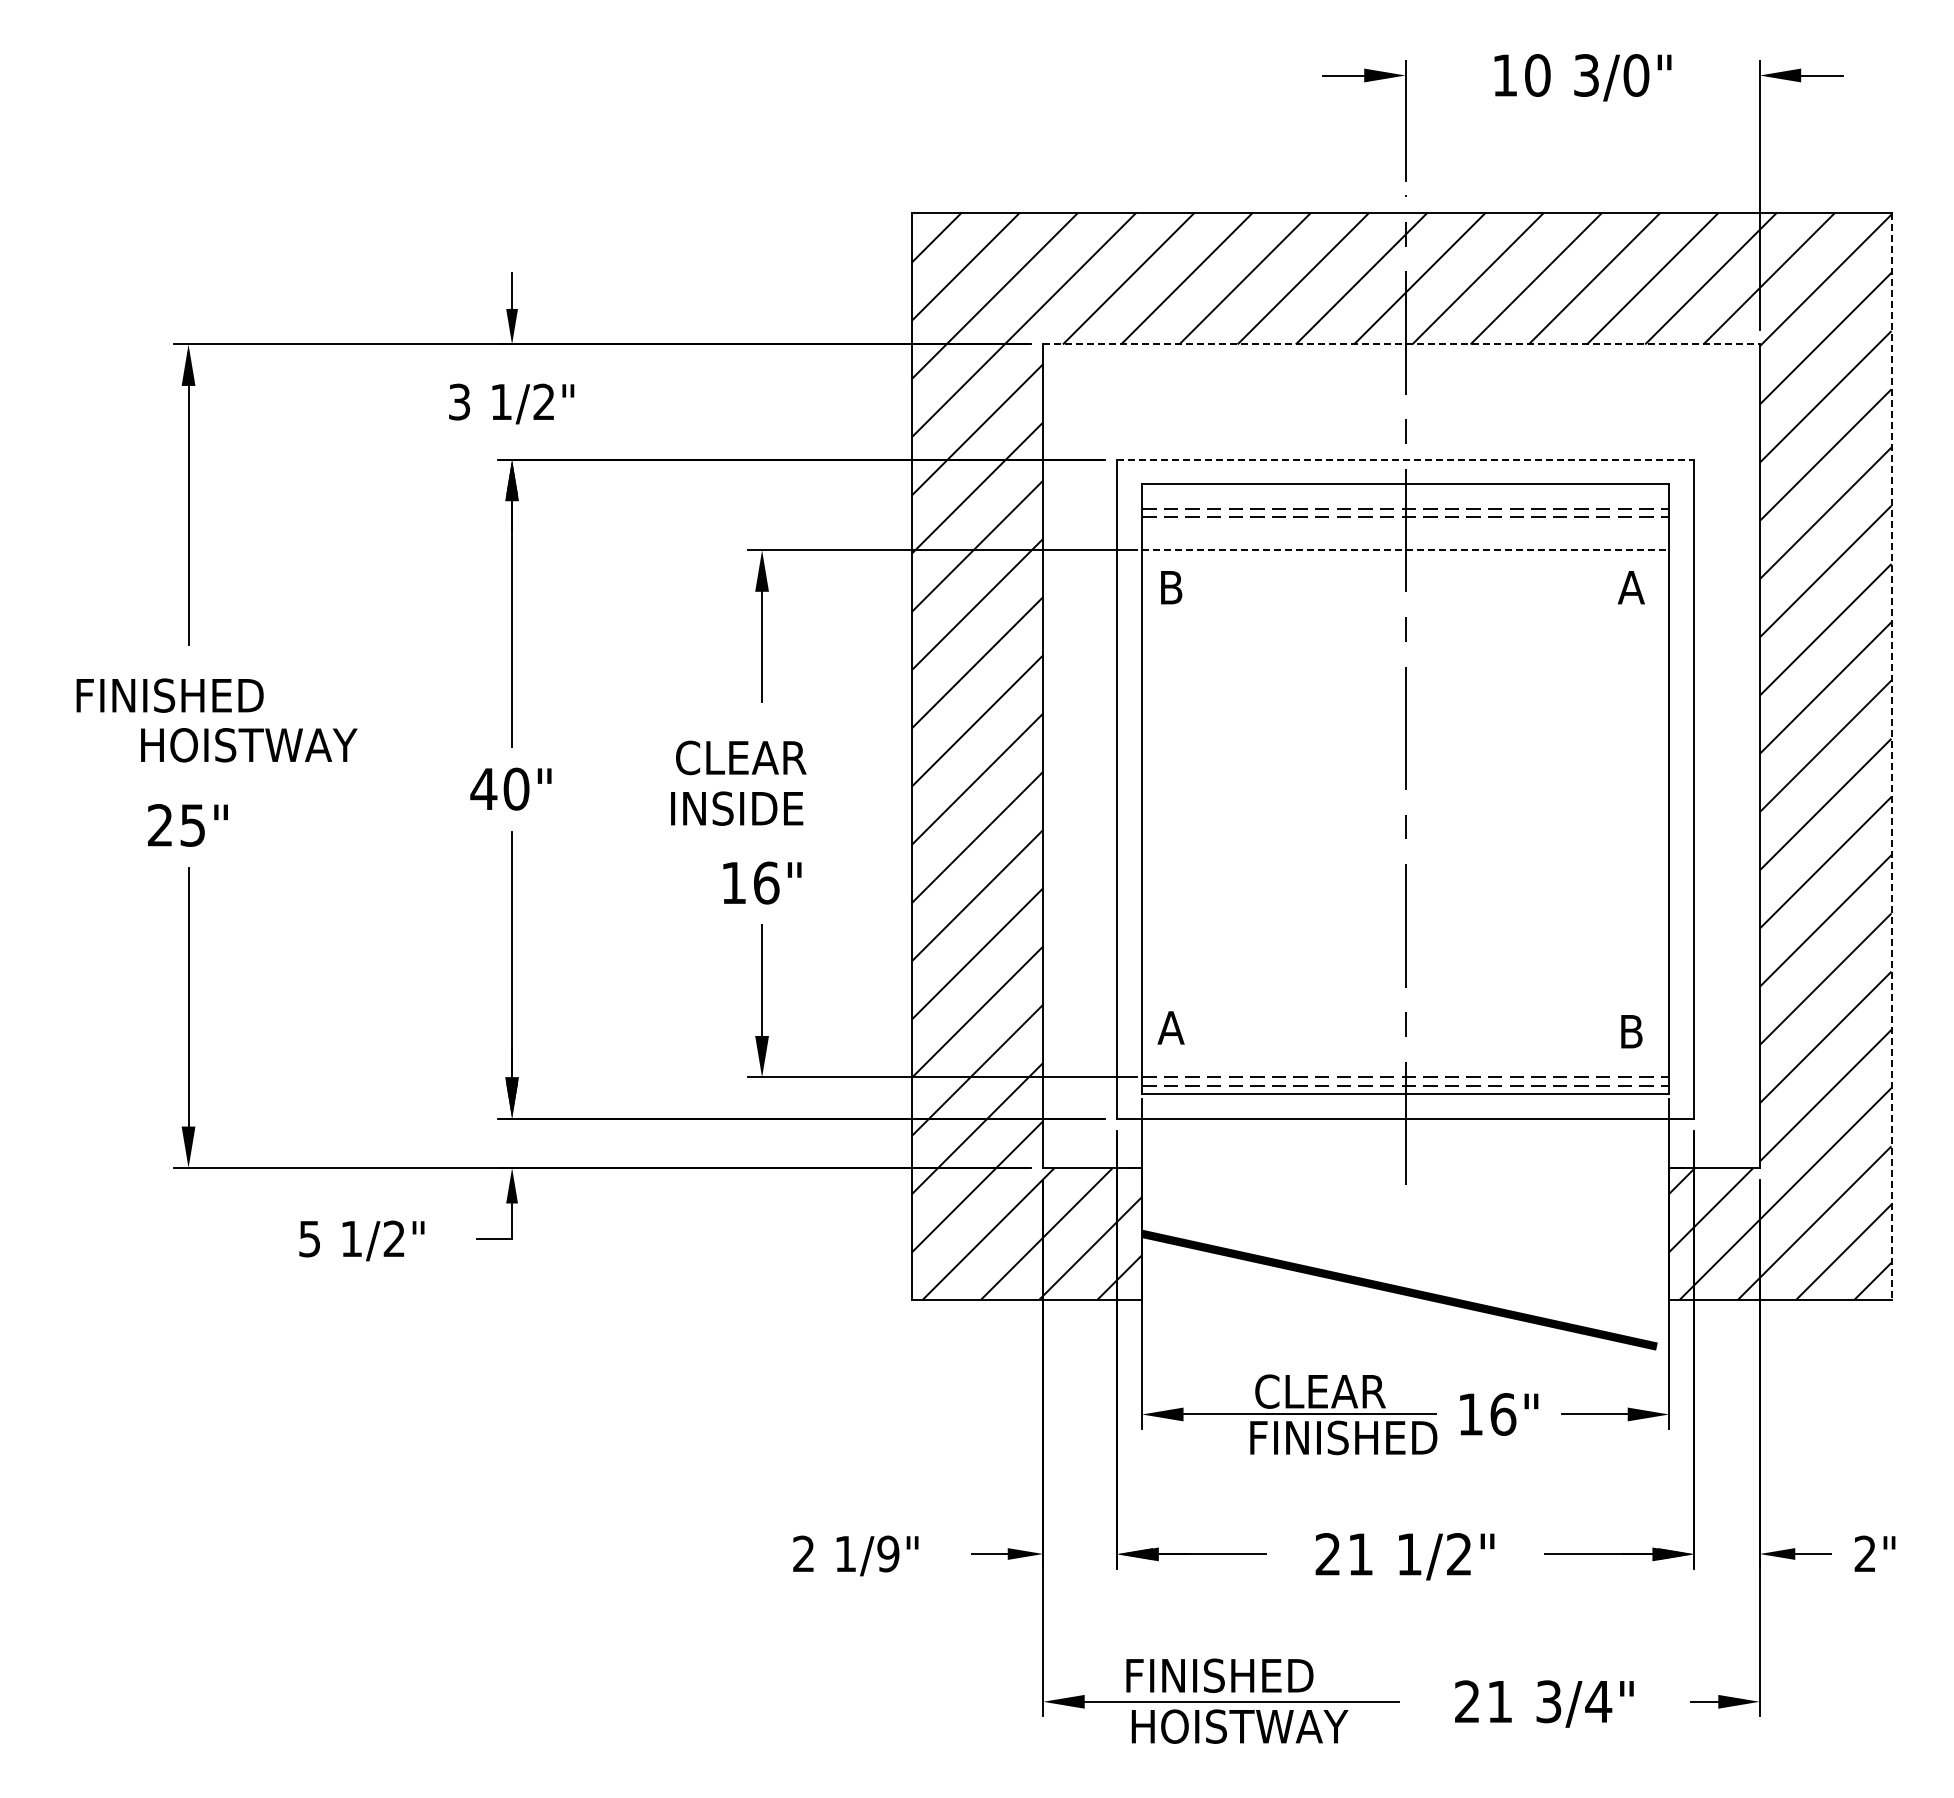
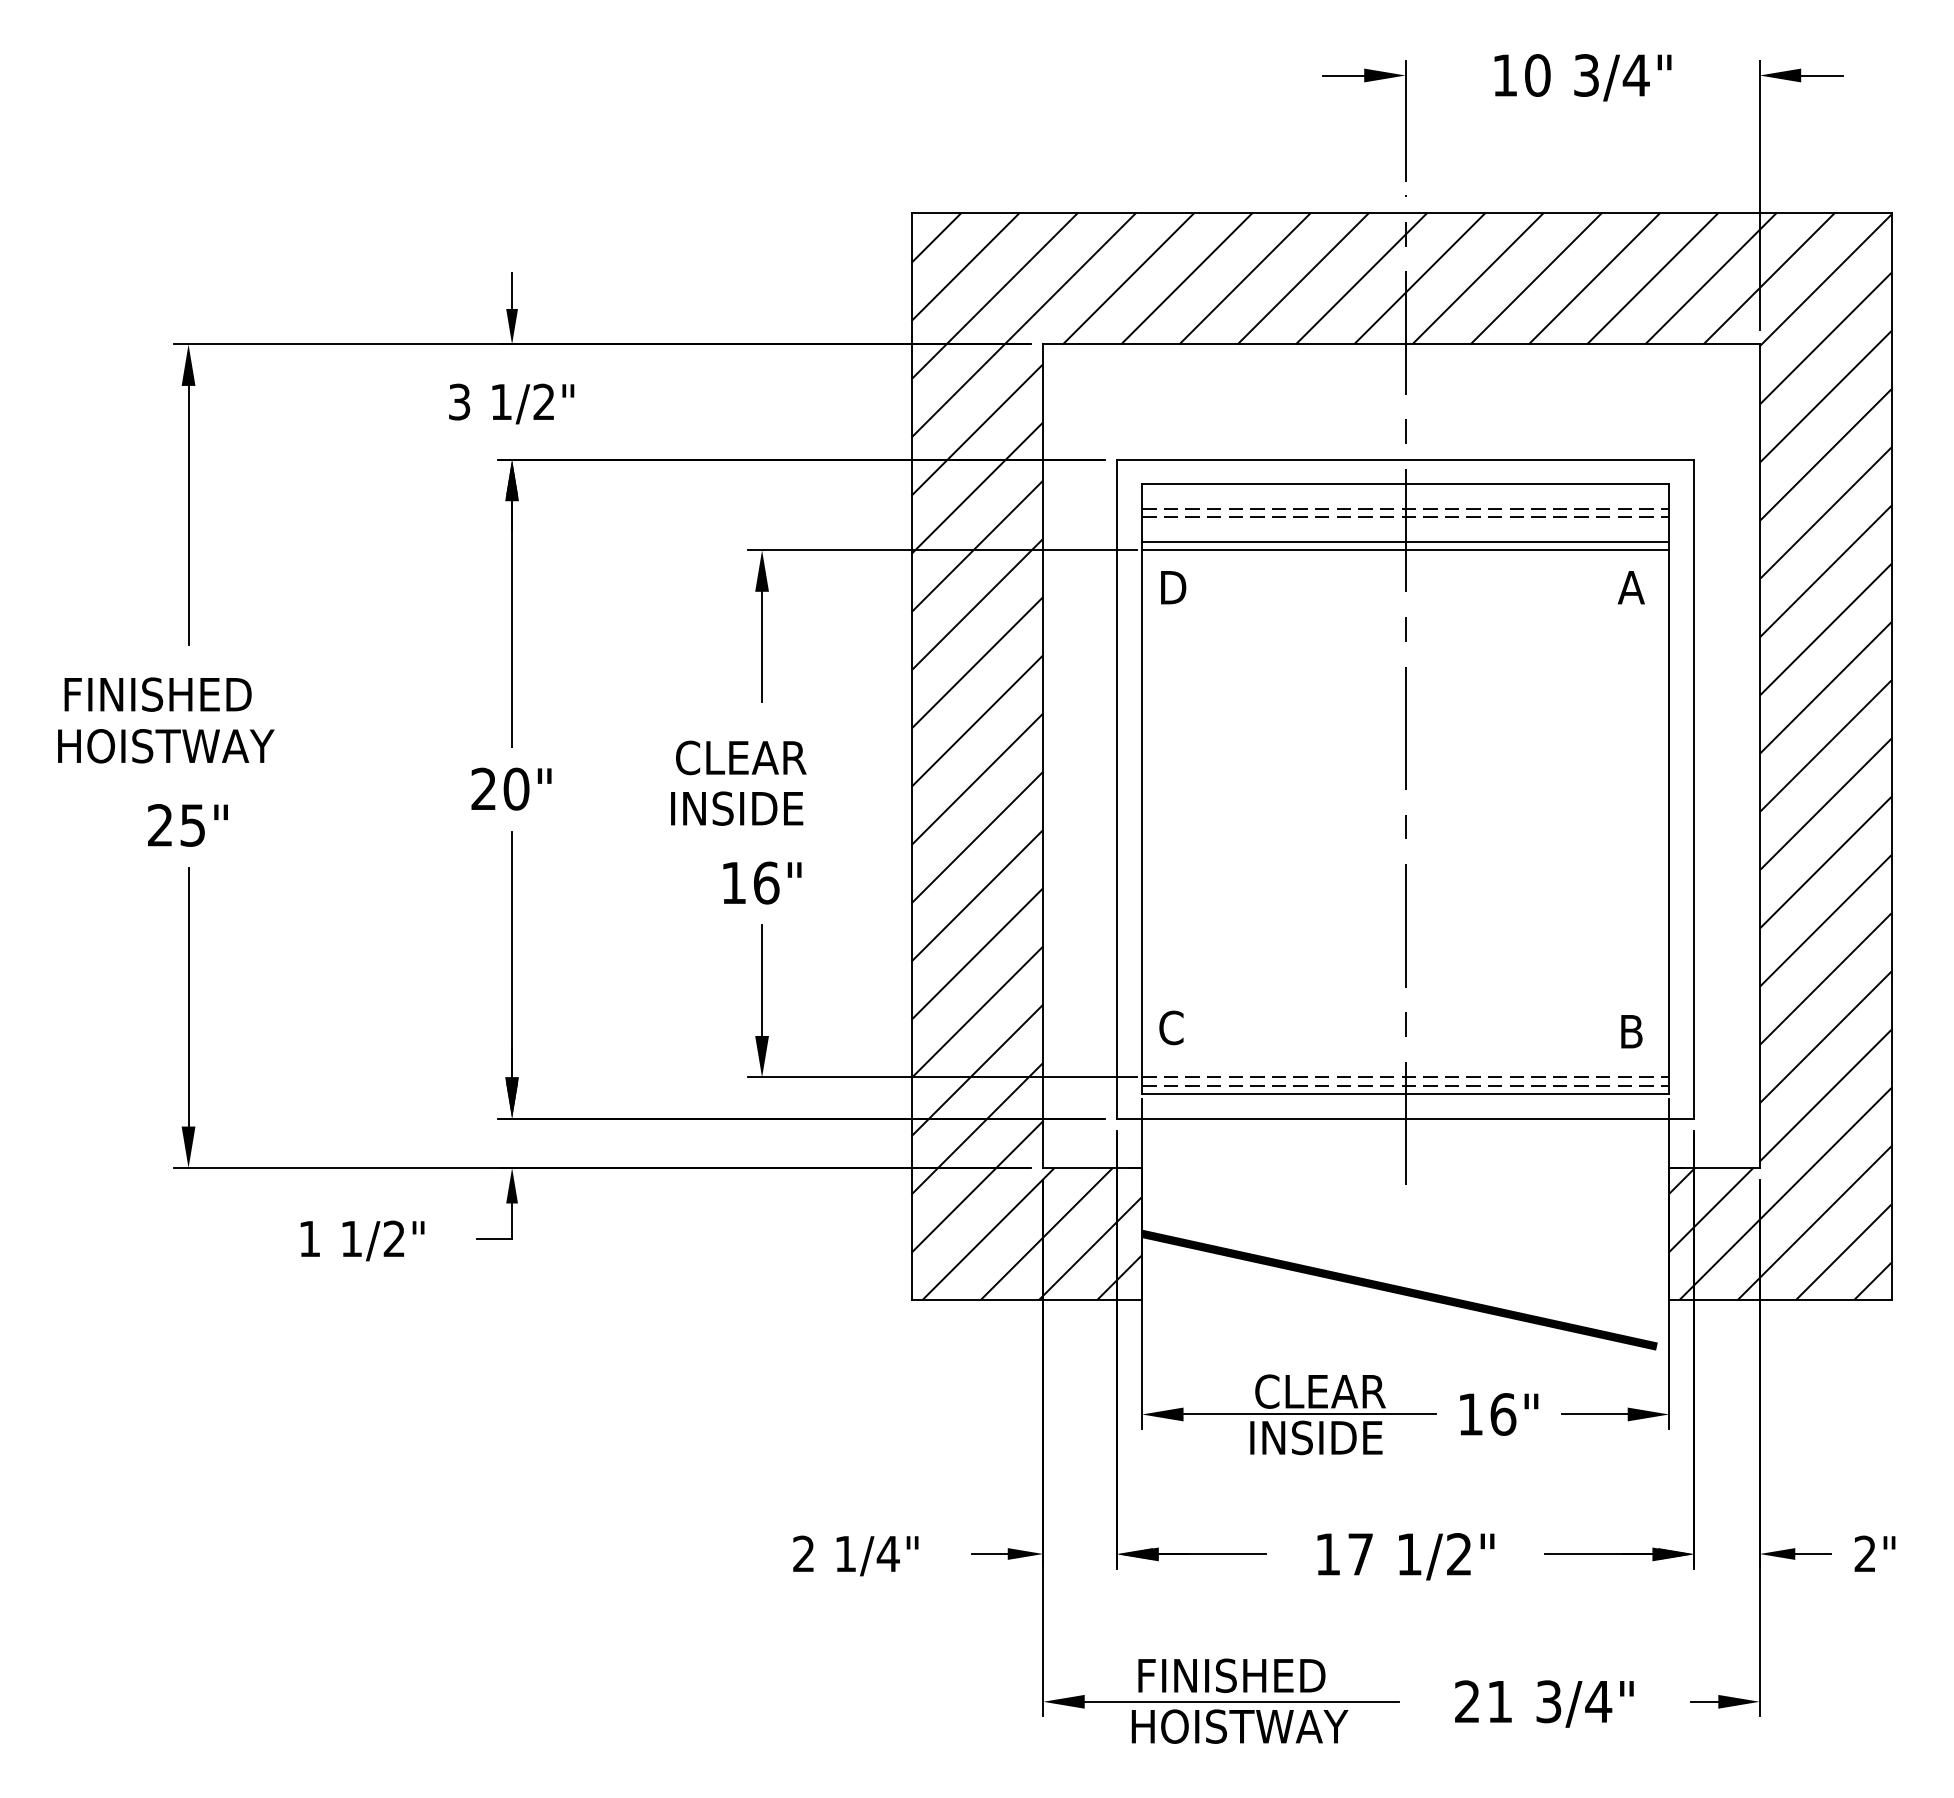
text: 3/0" -> 3/4" (1635, 75)
line: dashed -> solid (1402, 344)
line: dashed -> solid (1406, 459)
line: none -> present (1405, 542)
line: dashed -> solid (1405, 550)
text: B -> D (1175, 587)
text position: (169, 695) -> (157, 694) (157, 694)
text position: (249, 745) -> (166, 746) (166, 746)
line: dashed -> solid (1891, 756)
text: 40" -> 20" (483, 788)
text: A -> C (1170, 1027)
text: 5 -> 1 (309, 1239)
text: FINISHED -> INSIDE (1345, 1437)
text: 1/9" -> 1/4" (887, 1553)
text: 21 -> 17 (1343, 1554)
text position: (1219, 1675) -> (1231, 1675) (1231, 1675)
